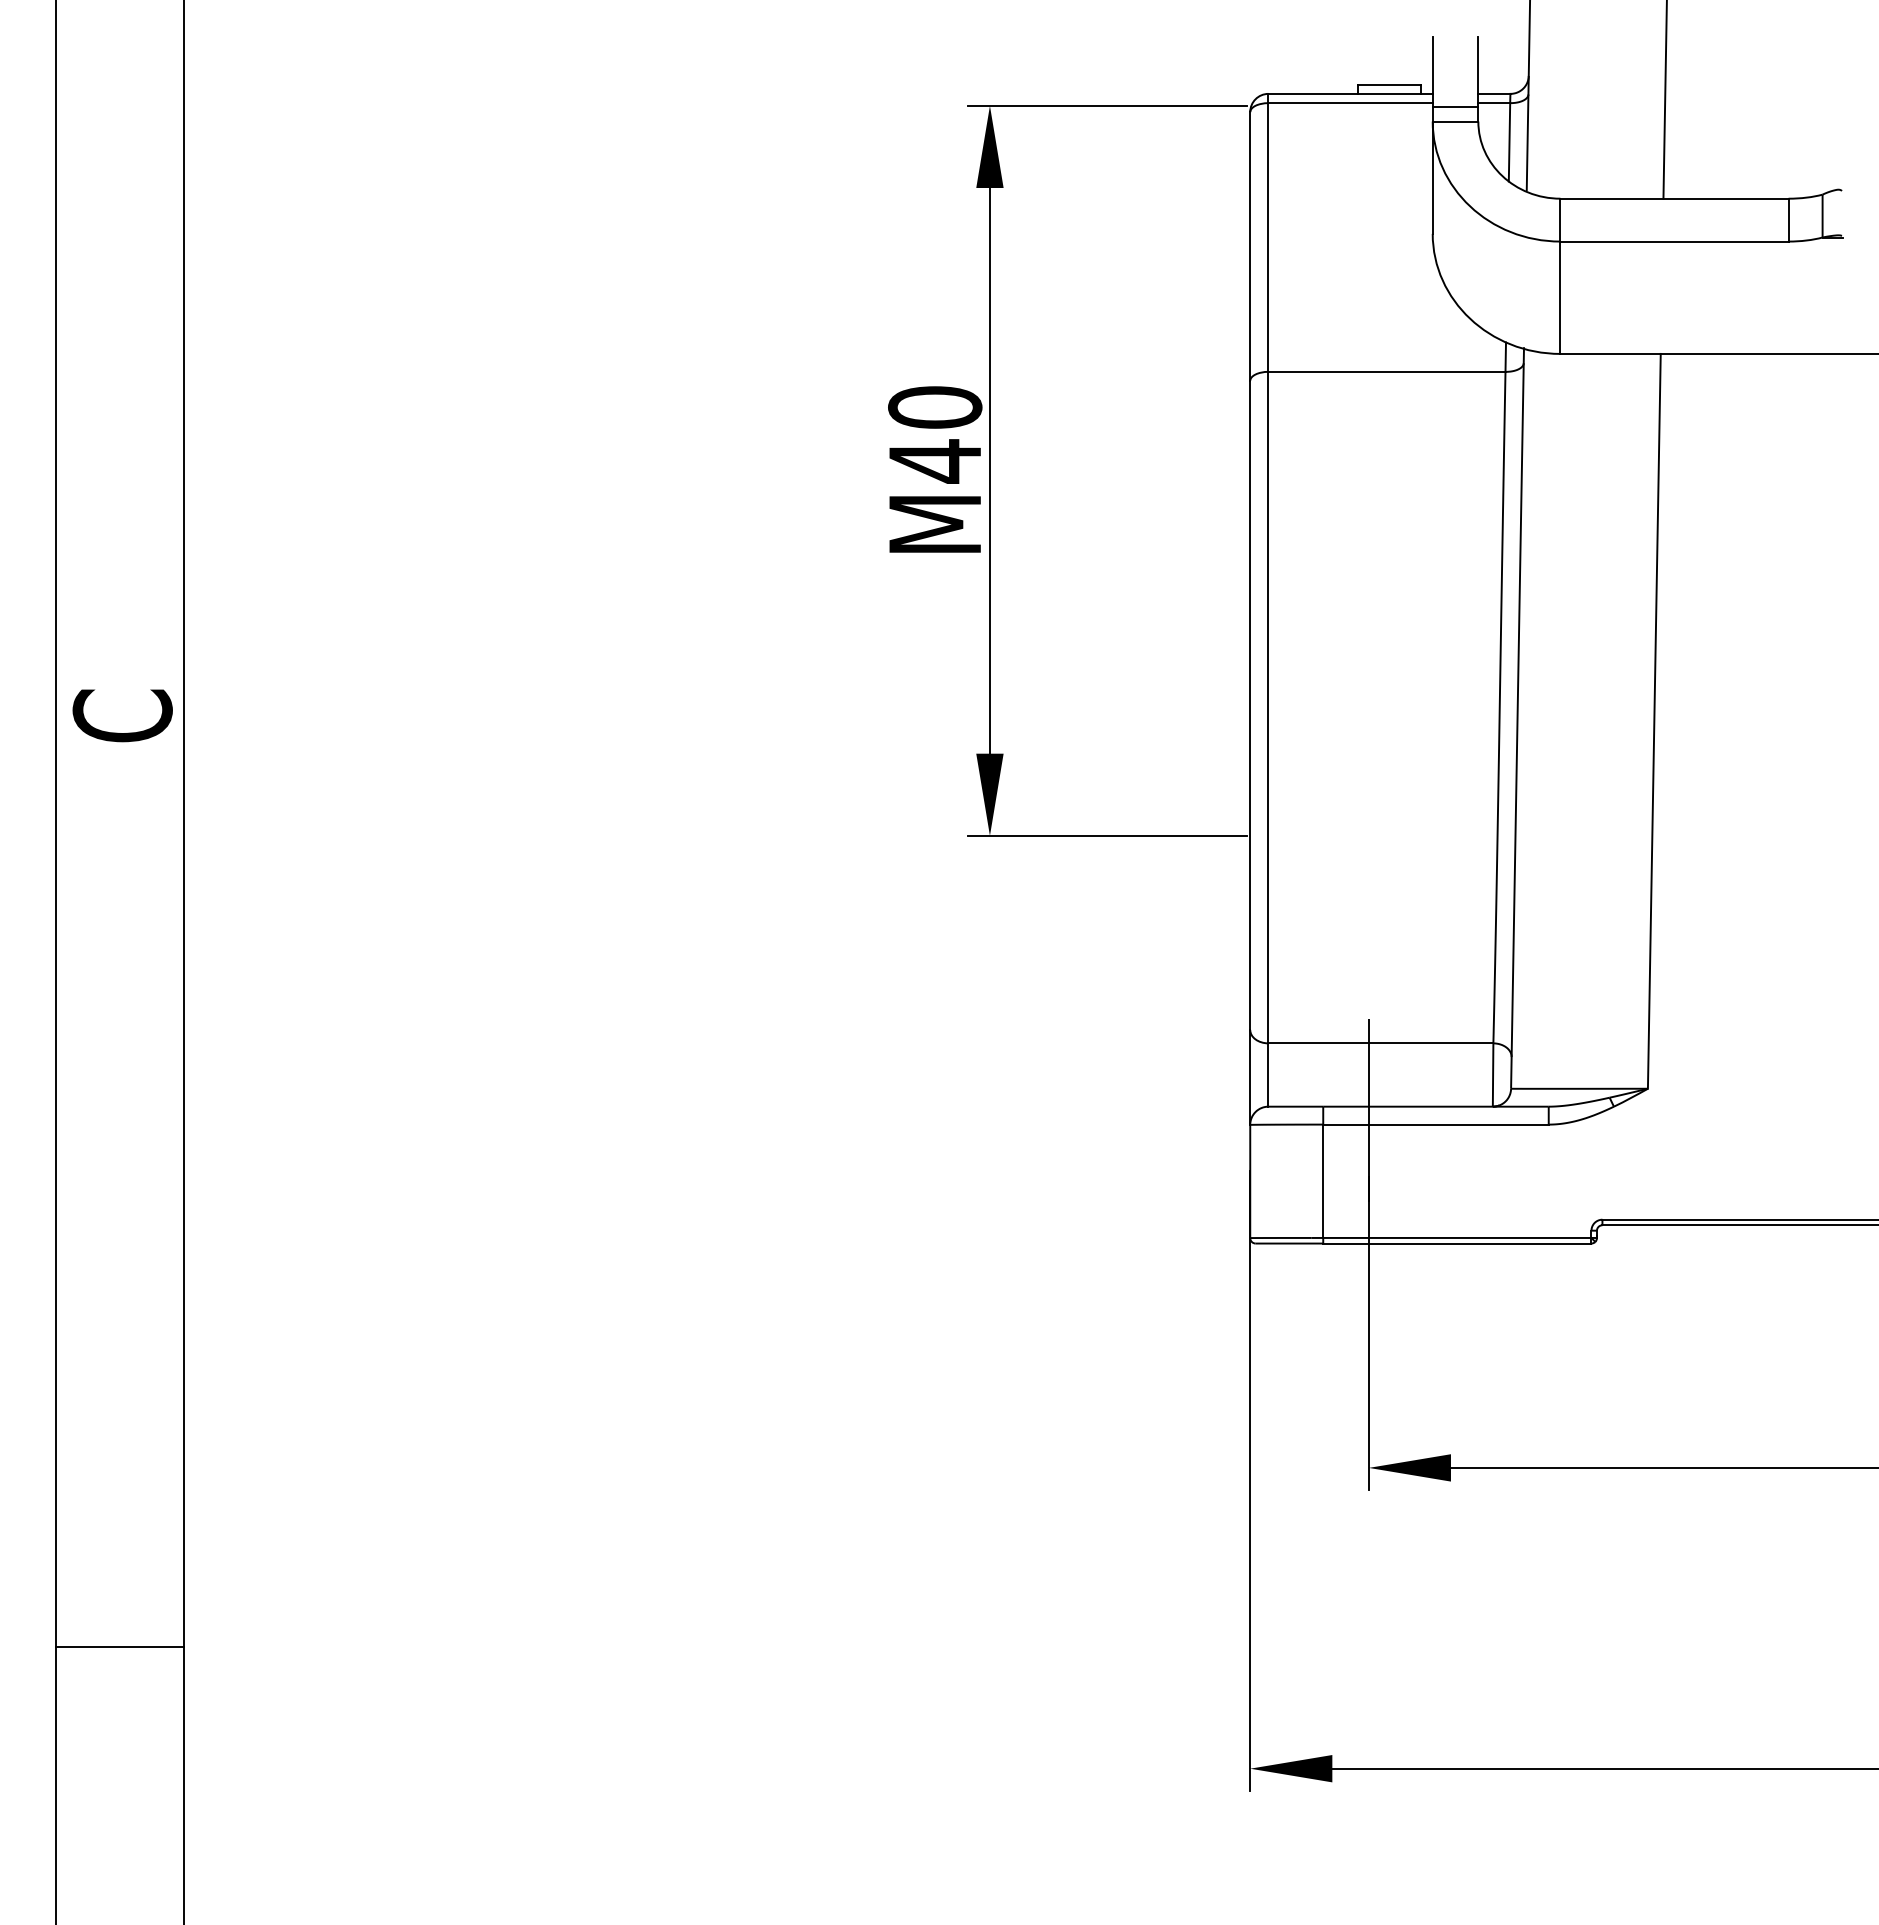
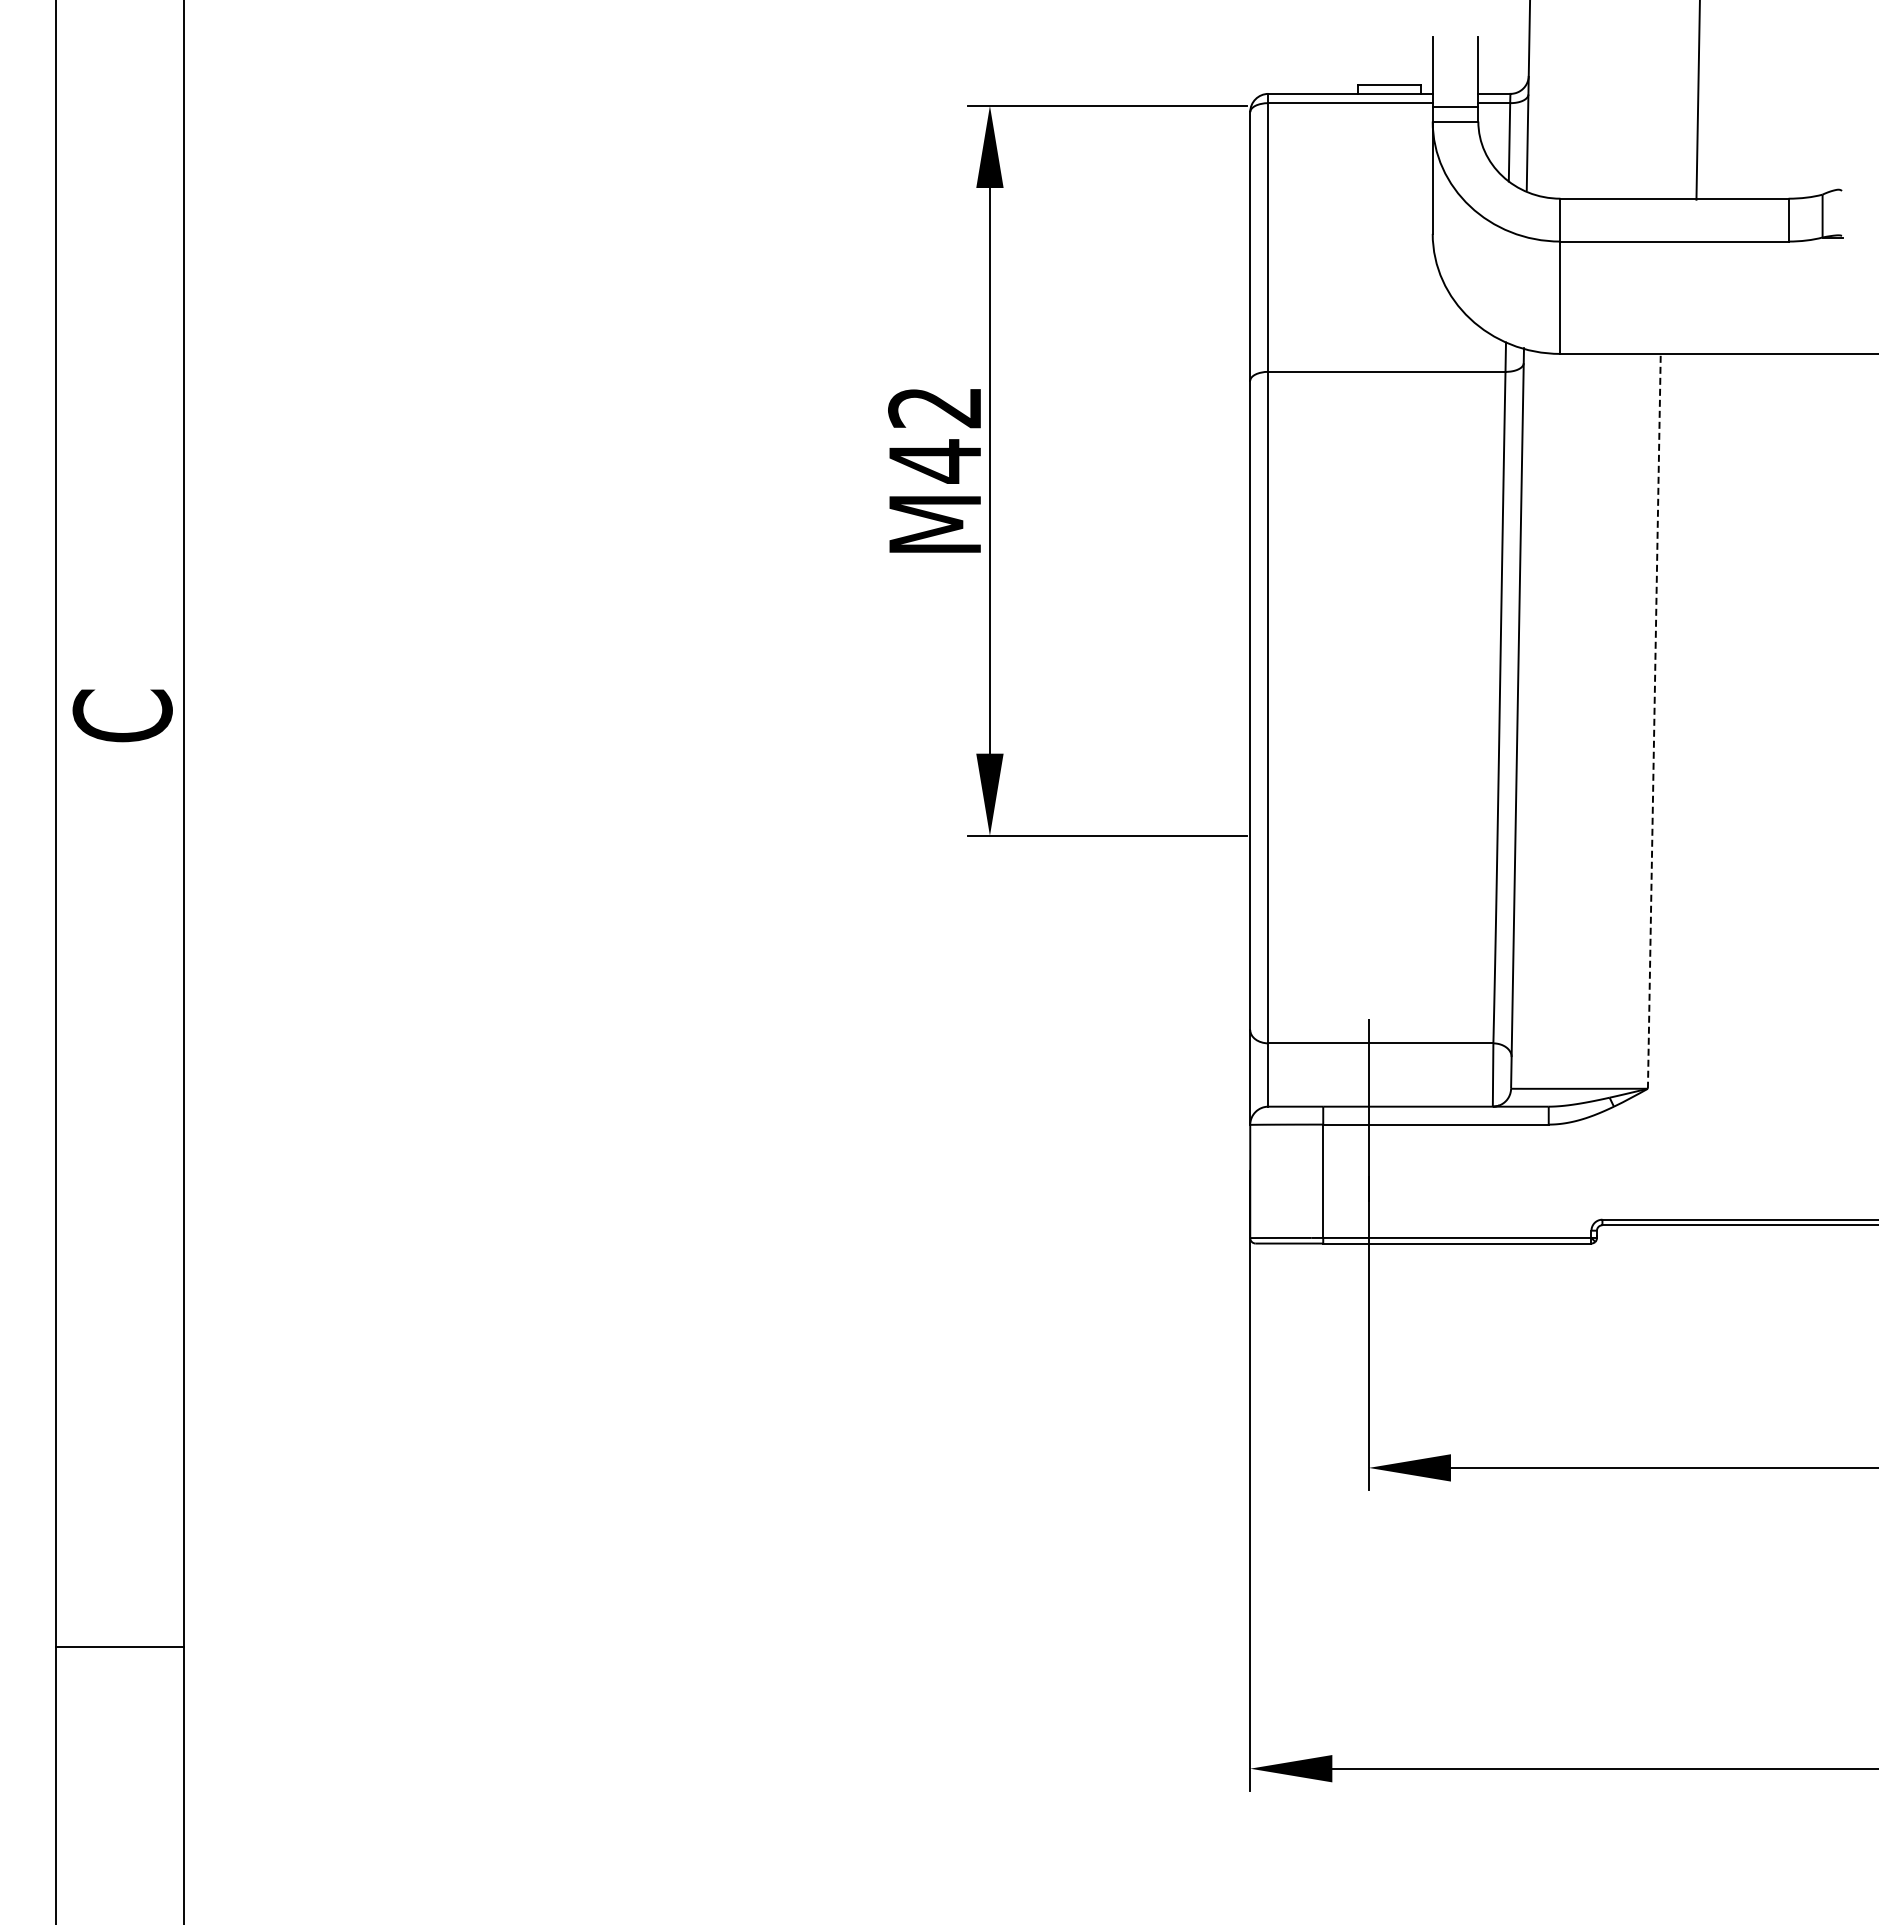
line position: (1664, 100) -> (1697, 100) (1697, 100)
text: M40 -> M42 (935, 407)
line: solid -> dashed (1654, 720)
